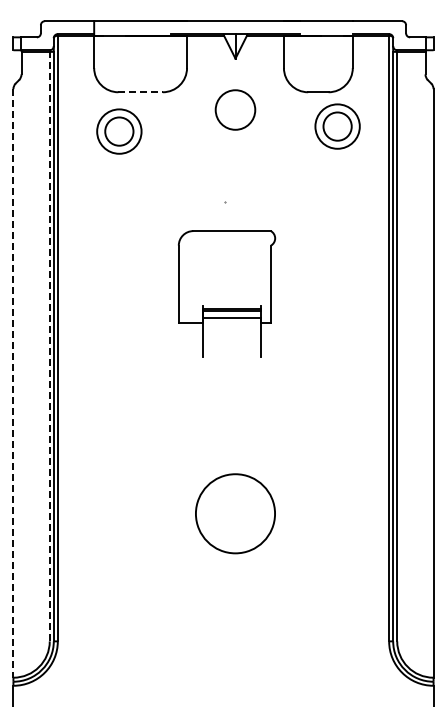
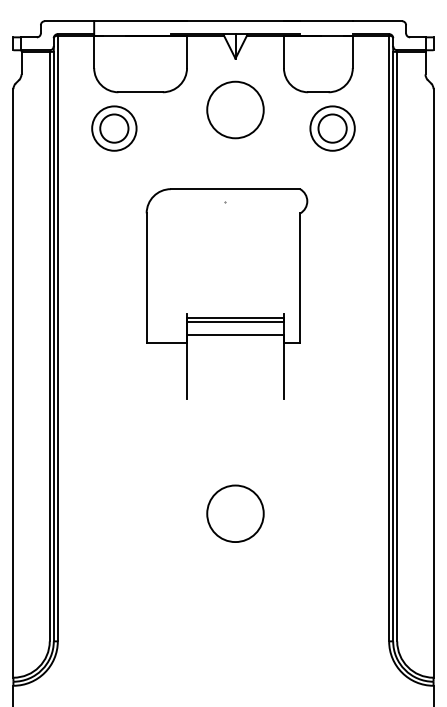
line: dashed -> solid (141, 92)
circle diameter: 40 px -> 57 px (235, 109)
part position: (337, 126) -> (332, 128) (332, 128)
part position: (119, 131) -> (114, 128) (114, 128)
part size: 99x128 px -> 164x212 px (226, 293)
line: dashed -> solid (49, 346)
line: dashed -> solid (13, 383)
circle diameter: 79 px -> 57 px (235, 513)
